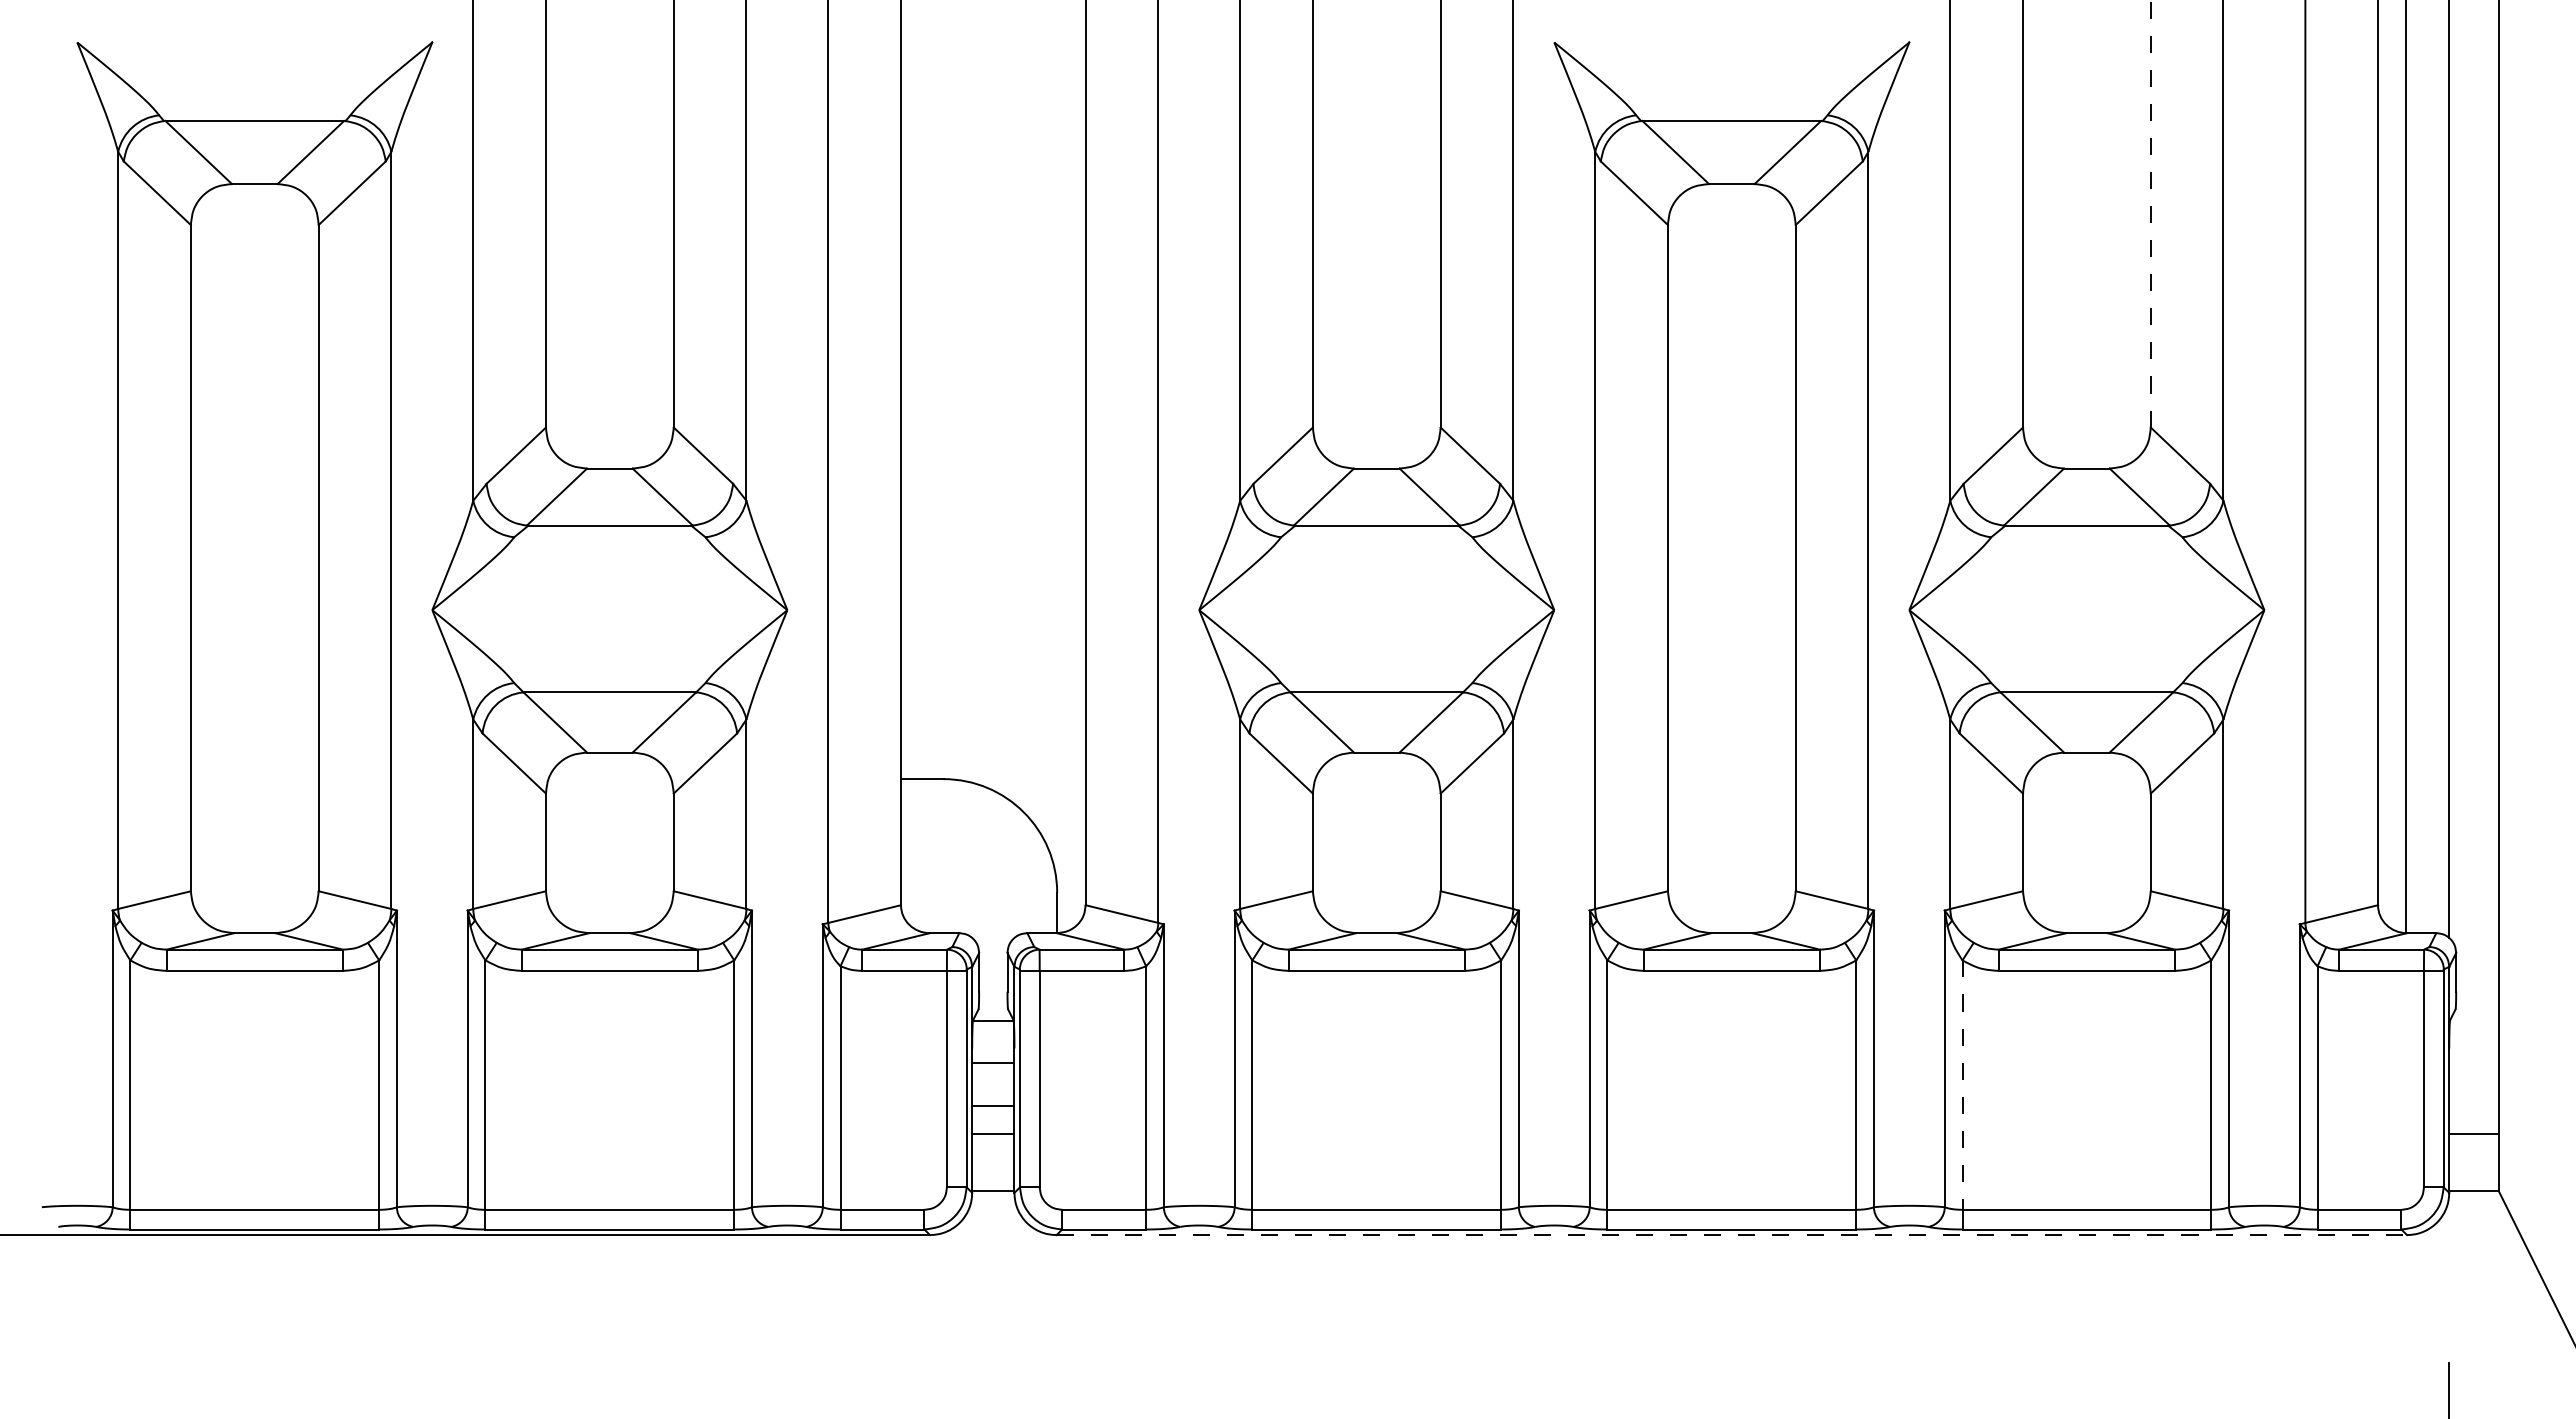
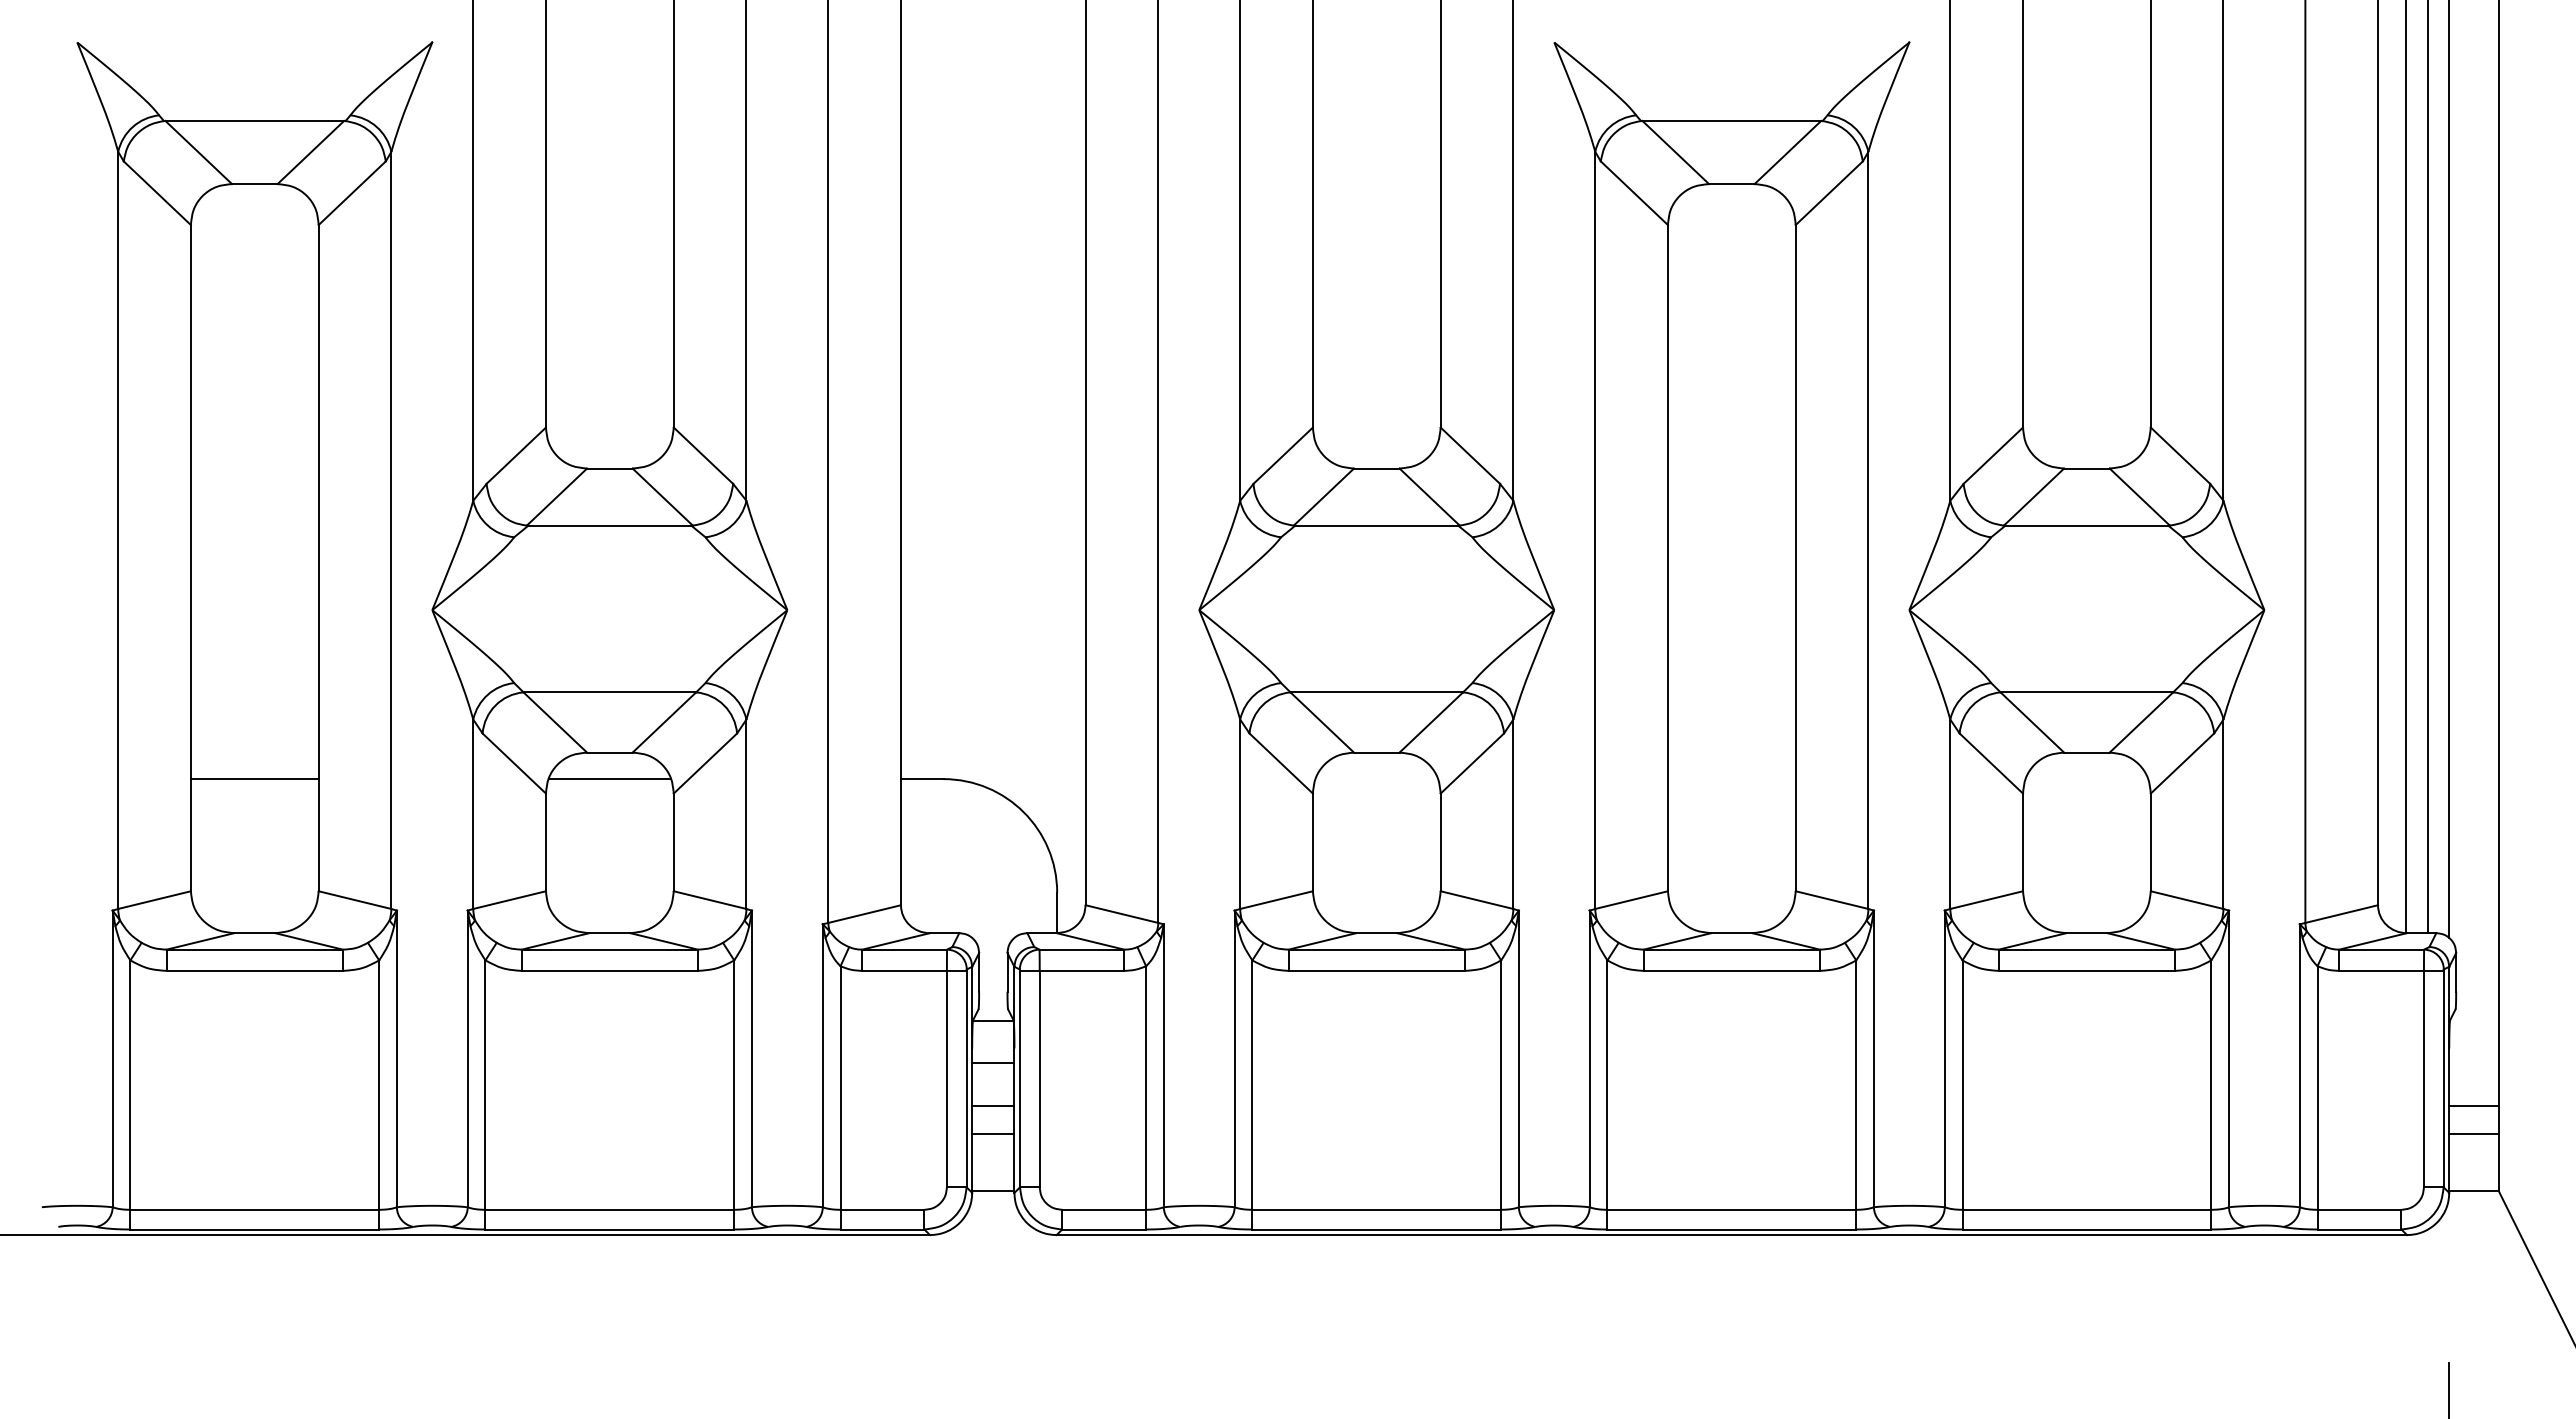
line: dashed -> solid (2150, 213)
line: none -> present (2427, 467)
line: none -> present (254, 779)
line: none -> present (609, 779)
line: dashed -> solid (1962, 1085)
line: none -> present (2473, 1105)
line: dashed -> solid (1732, 1235)
